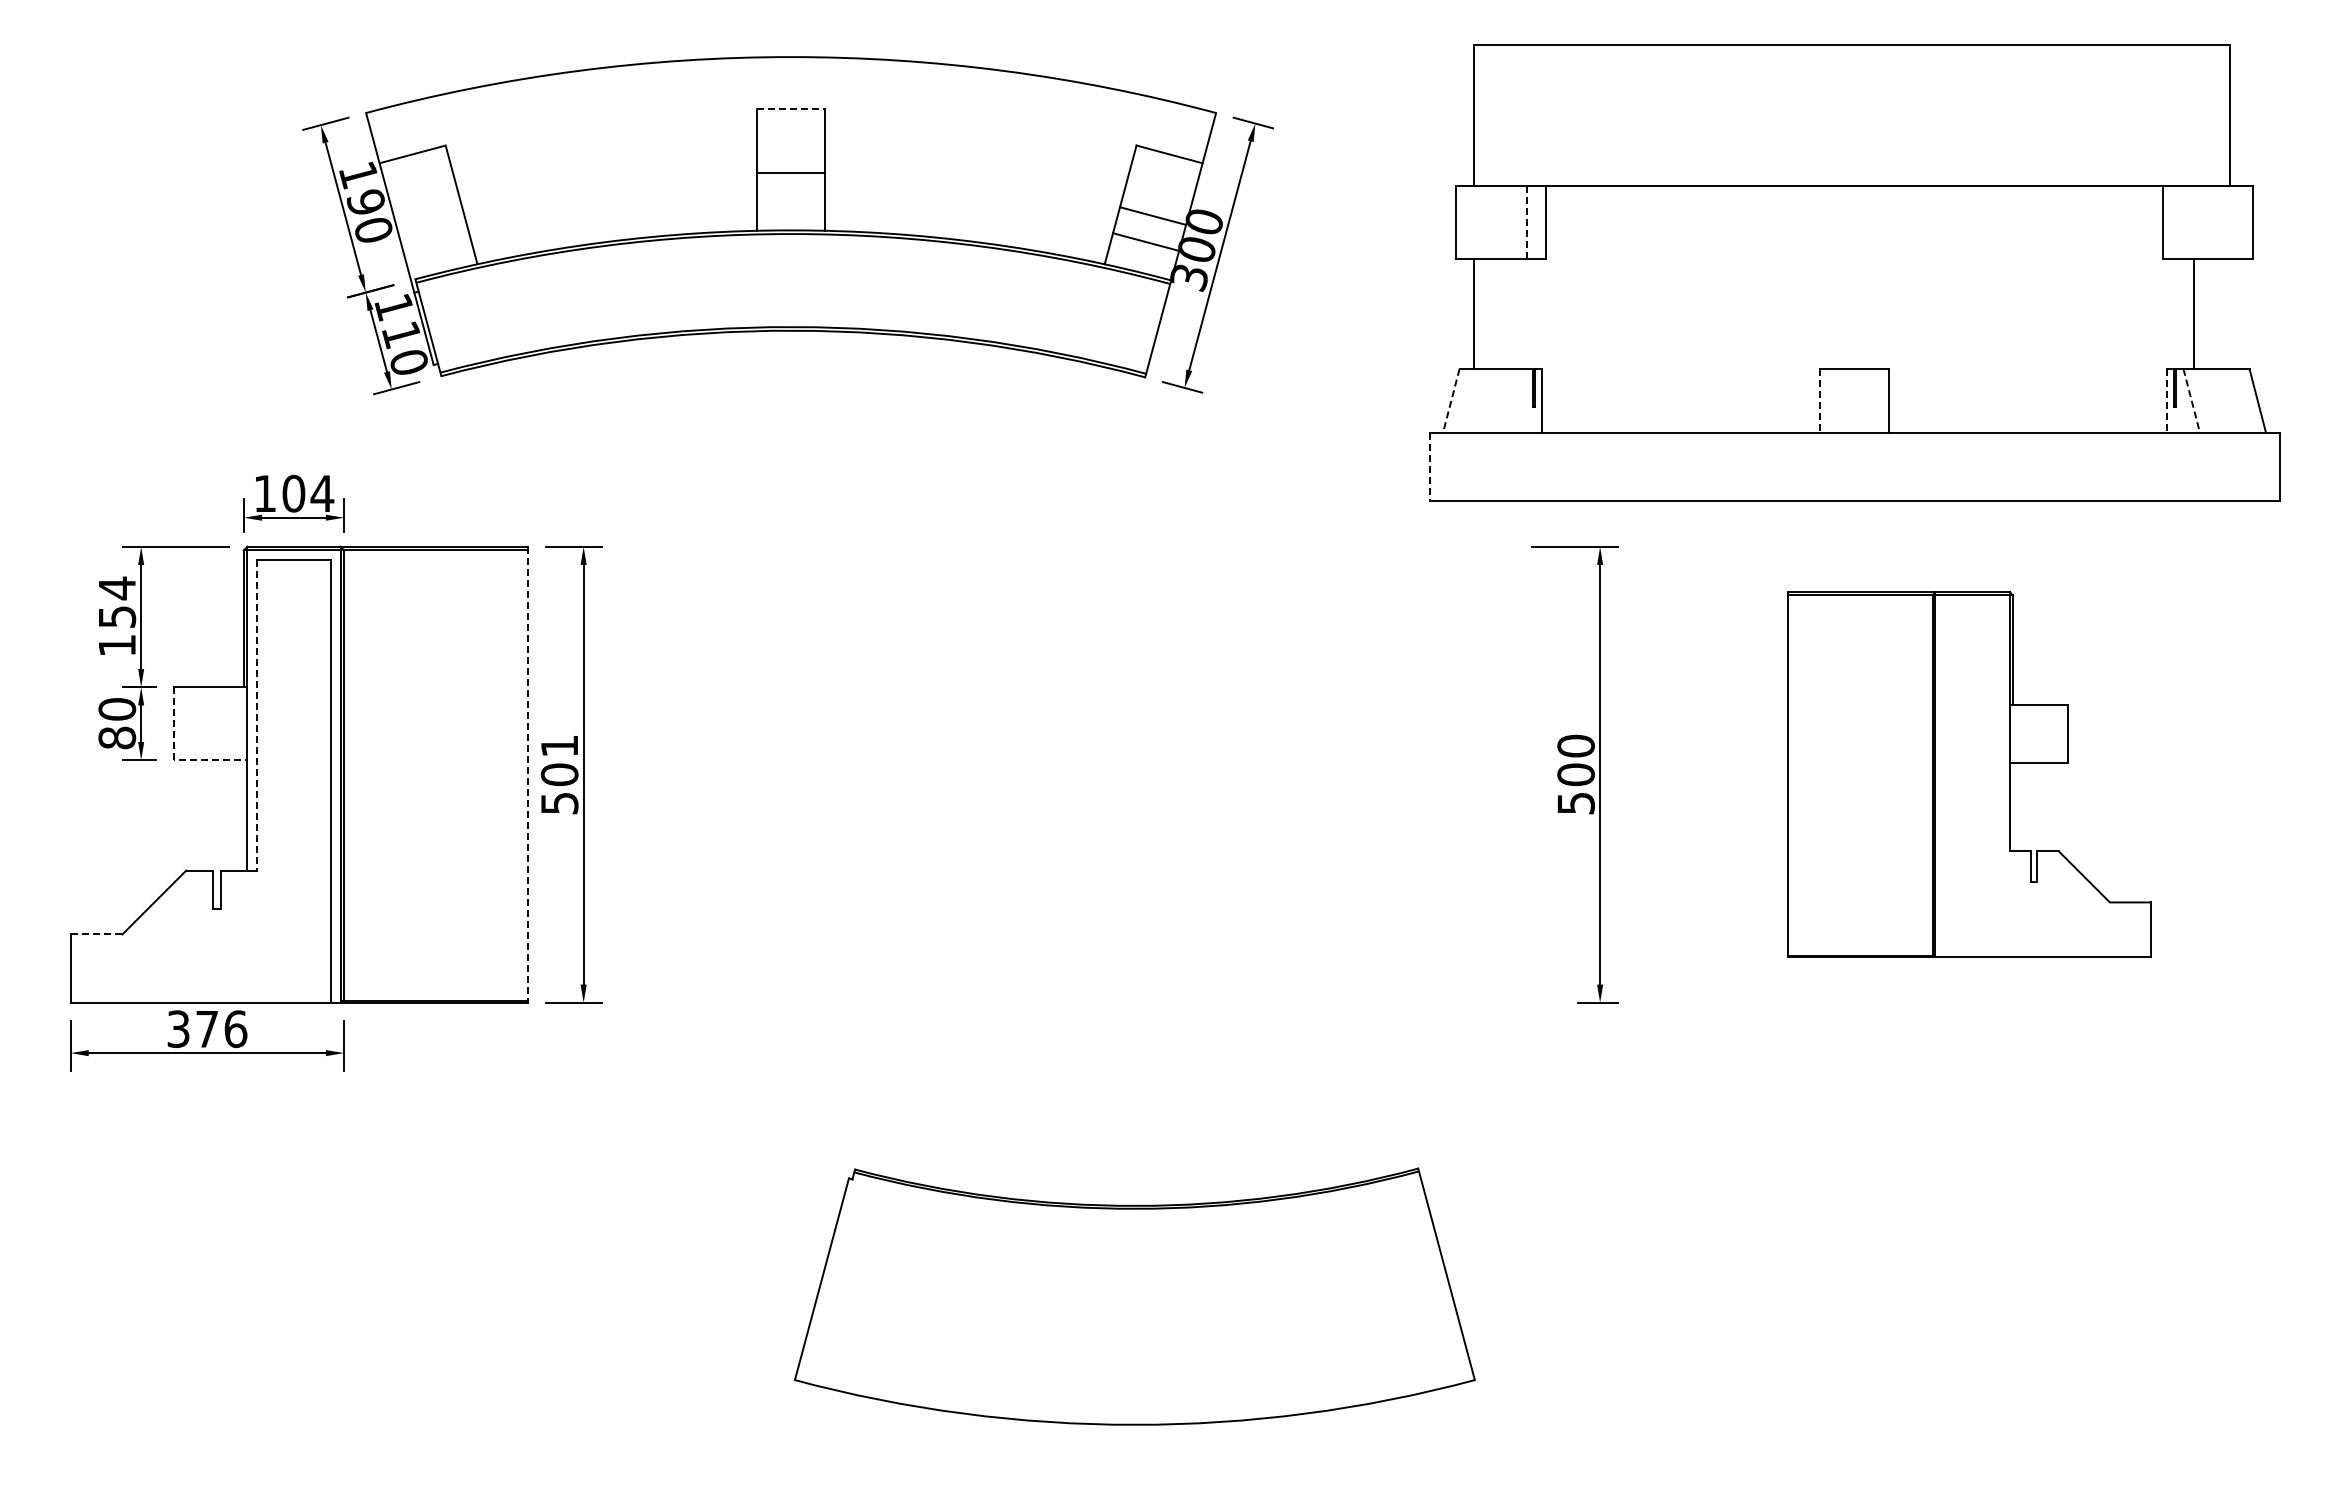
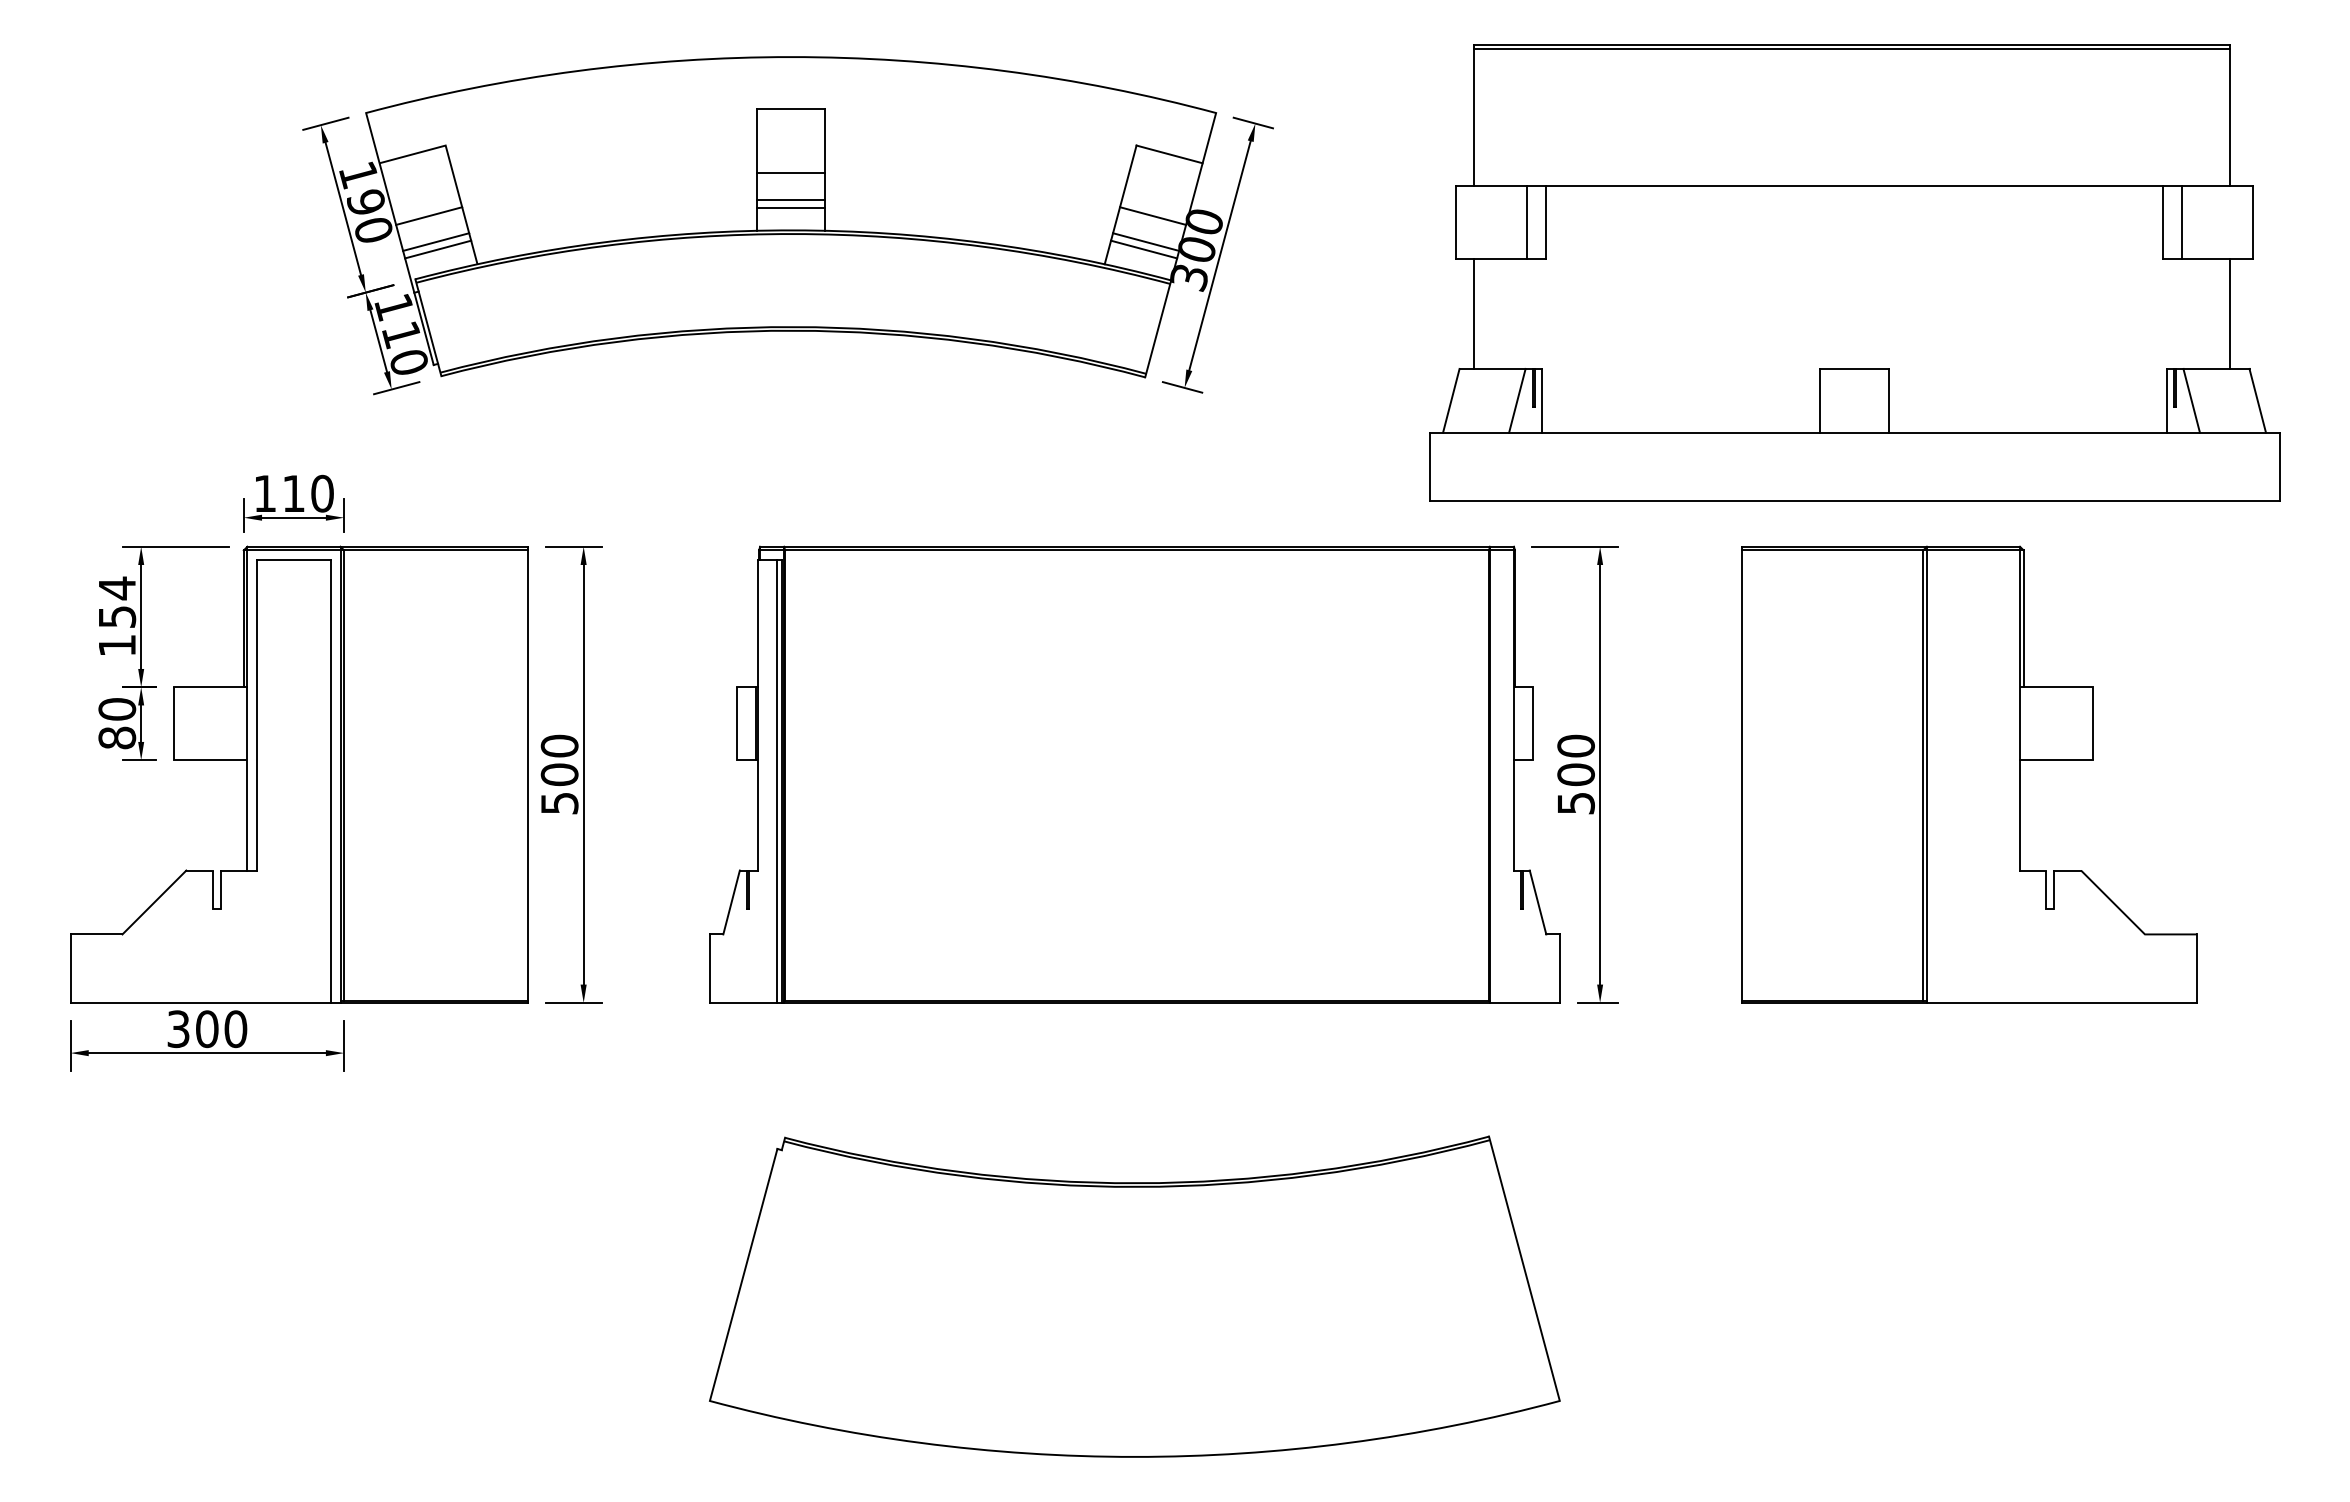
line: none -> present (1852, 48)
line: dashed -> solid (791, 109)
line: none -> present (790, 199)
line: none -> present (790, 207)
line: none -> present (429, 215)
line: none -> present (2182, 221)
line: dashed -> solid (1526, 222)
line: none -> present (436, 241)
line: none -> present (438, 249)
line: none -> present (1144, 249)
line position: (2194, 313) -> (2230, 313) (2230, 313)
line: dashed -> solid (1451, 400)
line: none -> present (1517, 400)
line: dashed -> solid (1820, 400)
line: dashed -> solid (2167, 400)
line: dashed -> solid (2191, 400)
line: dashed -> solid (1429, 467)
text: 104 -> 110 (308, 493)
line: dashed -> solid (256, 715)
text: 501 -> 500 (559, 745)
line: dashed -> solid (174, 760)
part: none -> present (1134, 774)
part size: 365x367 px -> 457x459 px (1969, 774)
line: dashed -> solid (527, 775)
line: dashed -> solid (96, 934)
text: 376 -> 300 (221, 1029)
part size: 682x259 px -> 852x323 px (1134, 1296)
